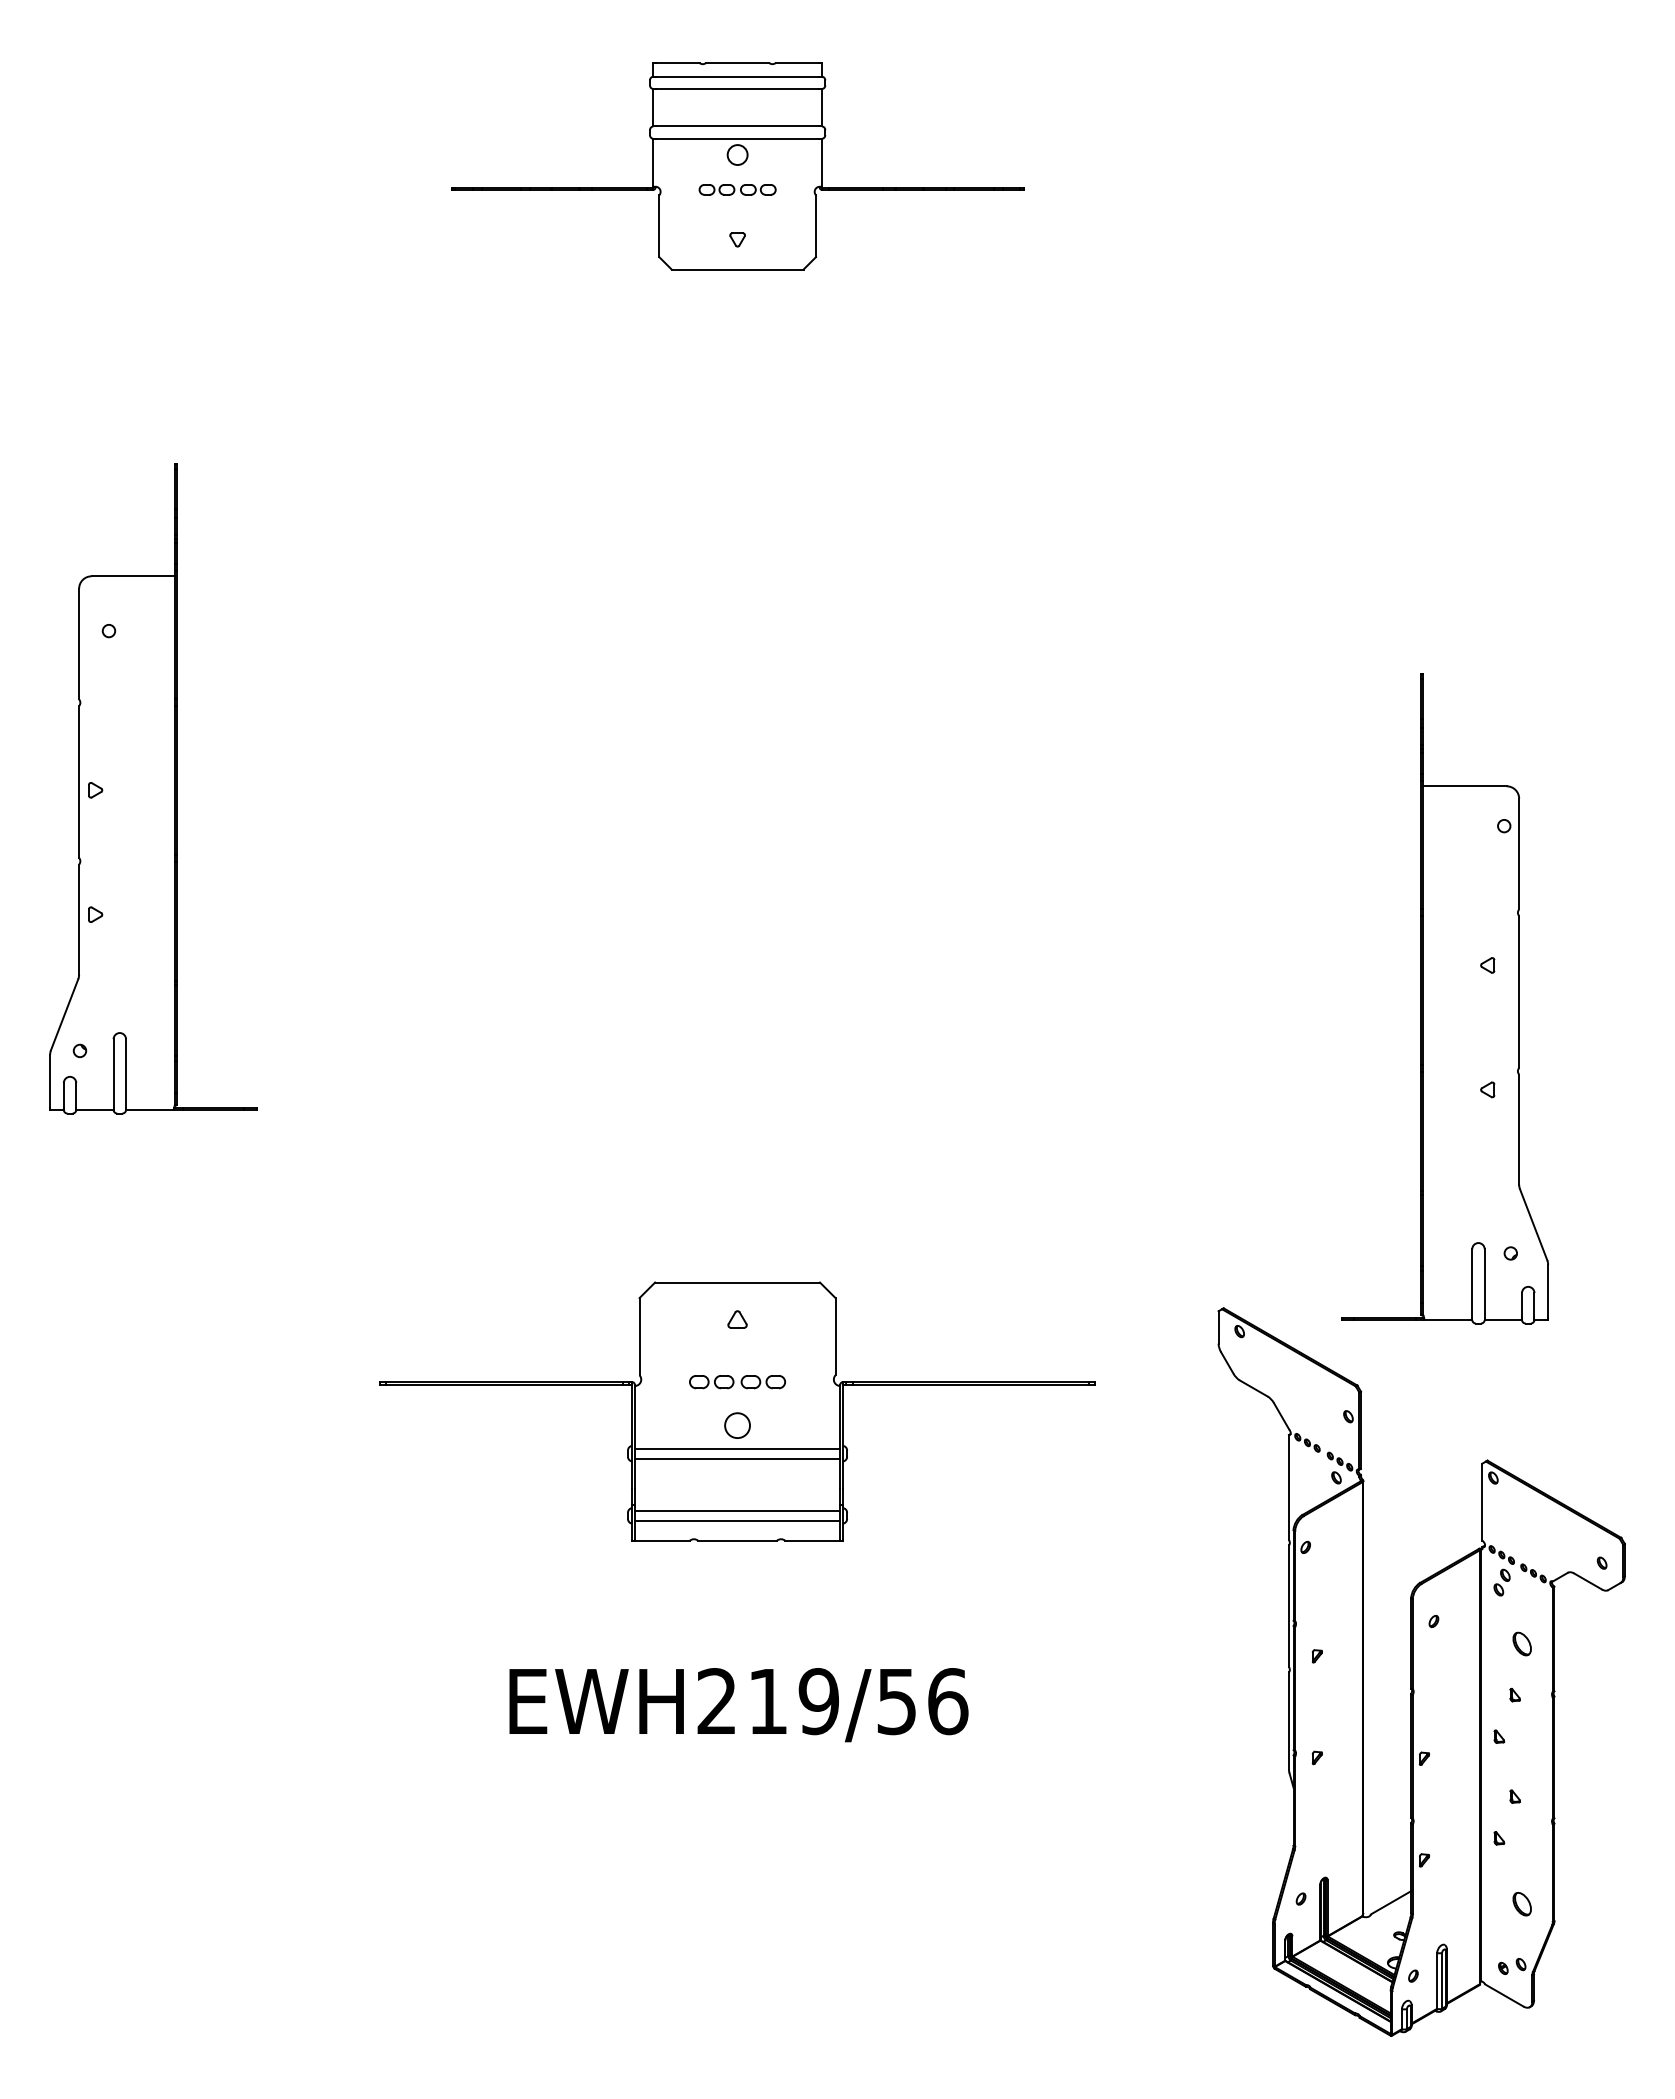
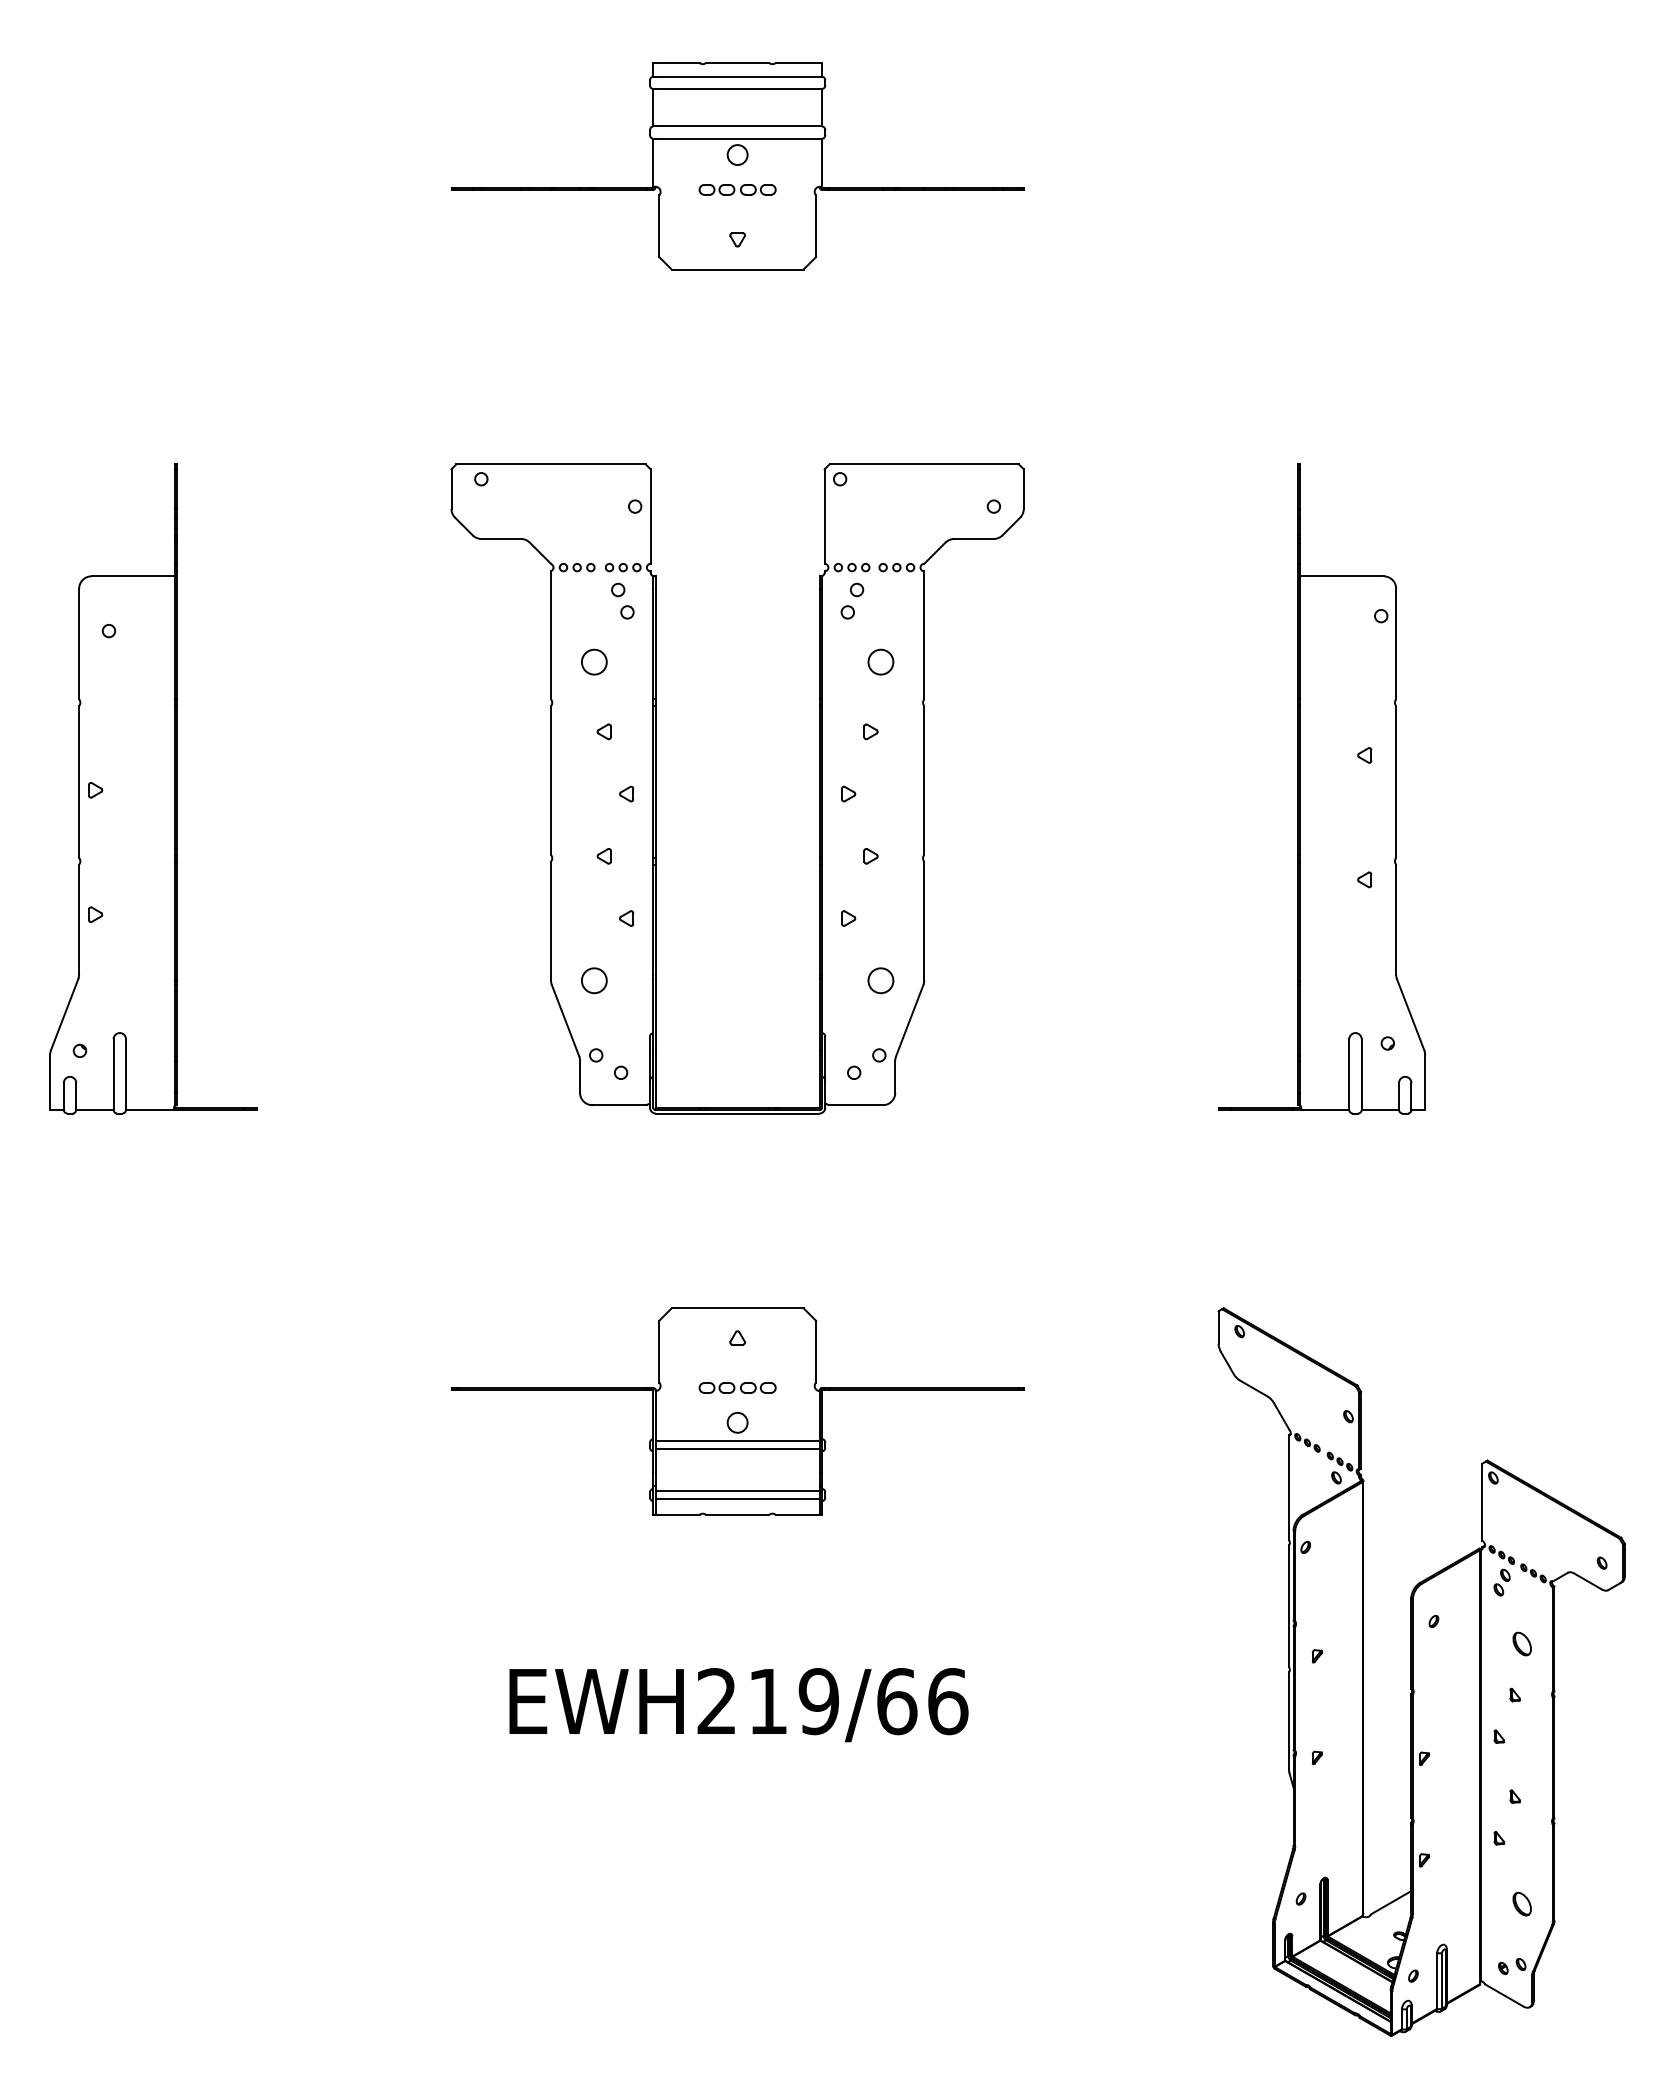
part: none -> present (656, 788)
part position: (1444, 998) -> (1321, 788) (1321, 788)
part size: 717x261 px -> 574x209 px (737, 1411)
text: EWH219/56 -> EWH219/66 (897, 1701)
